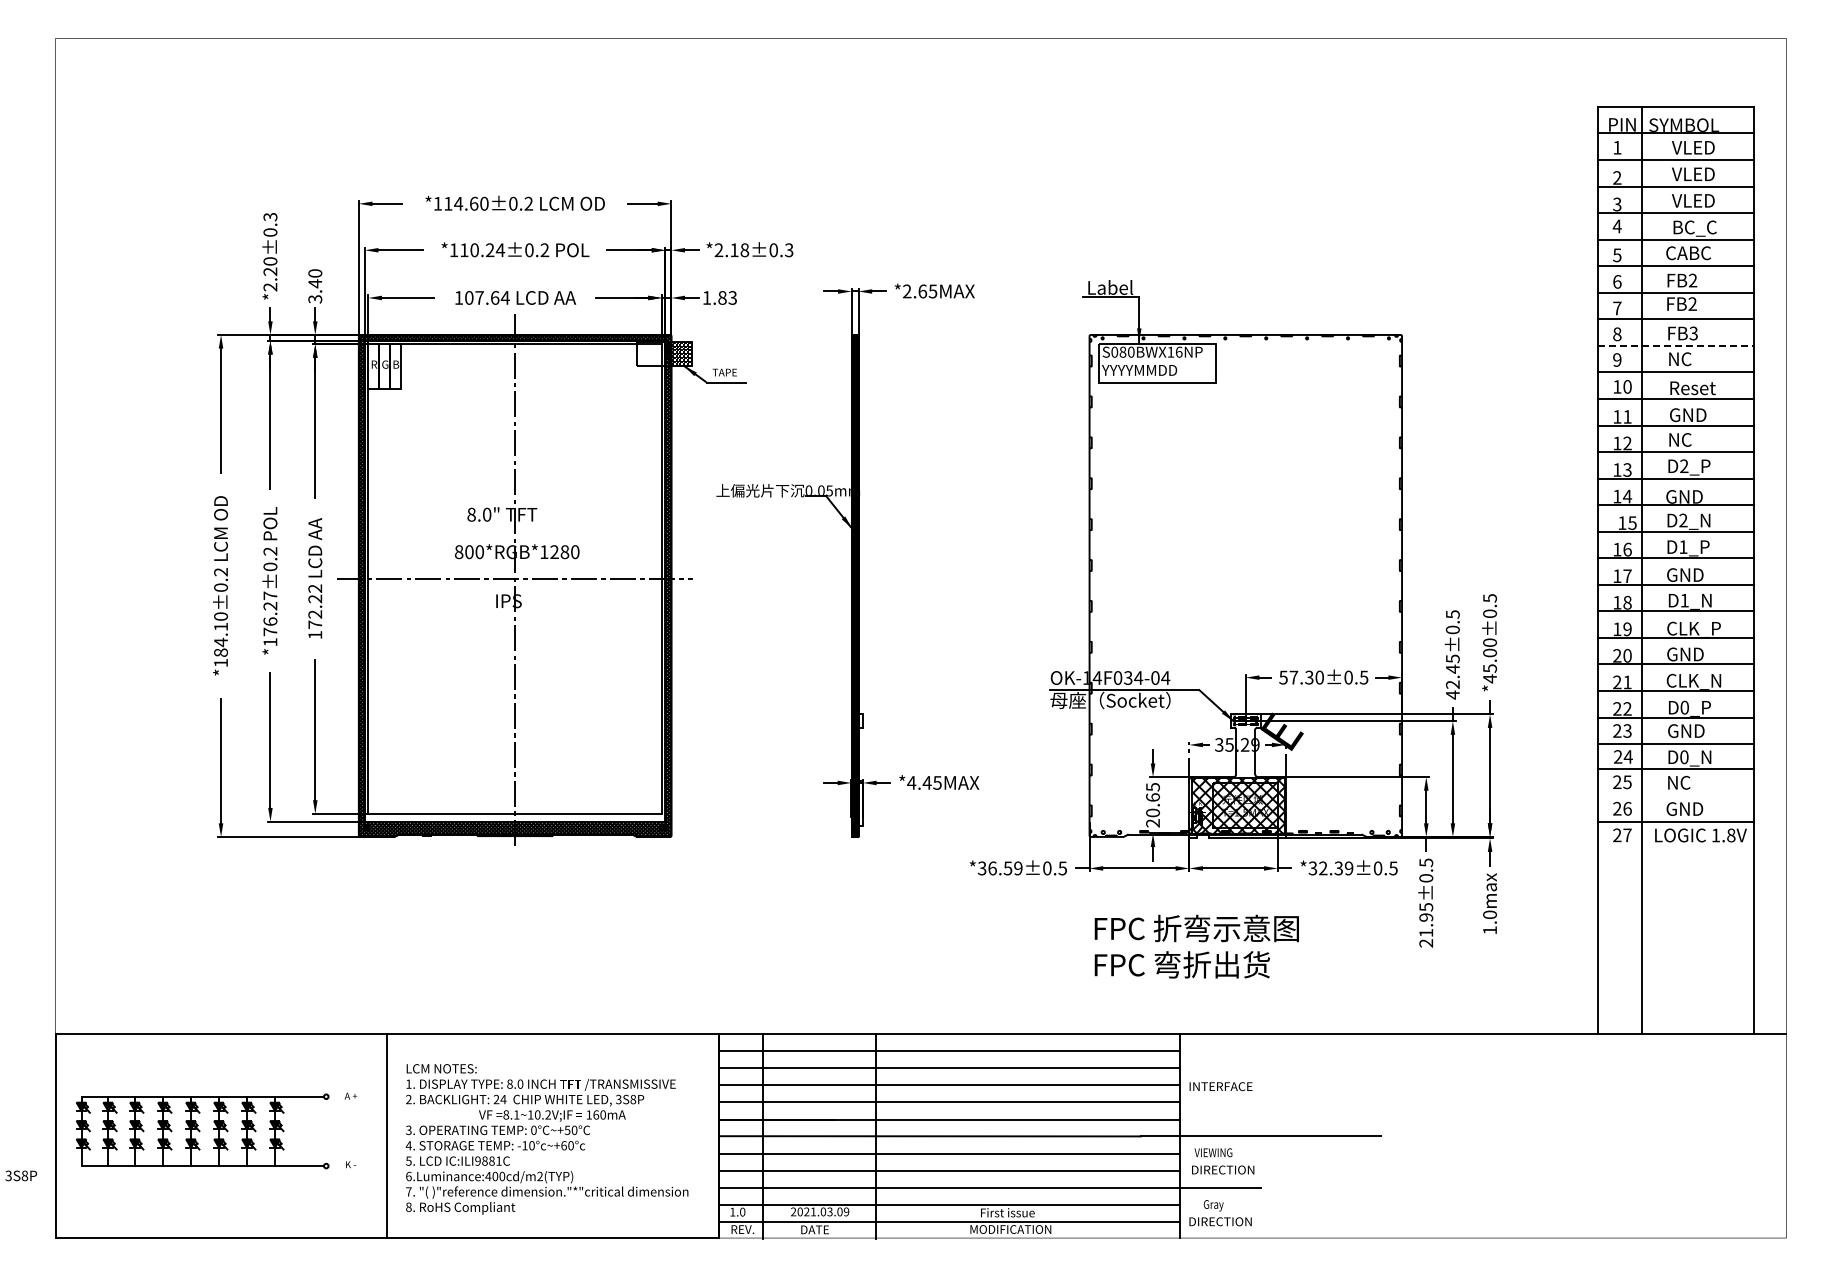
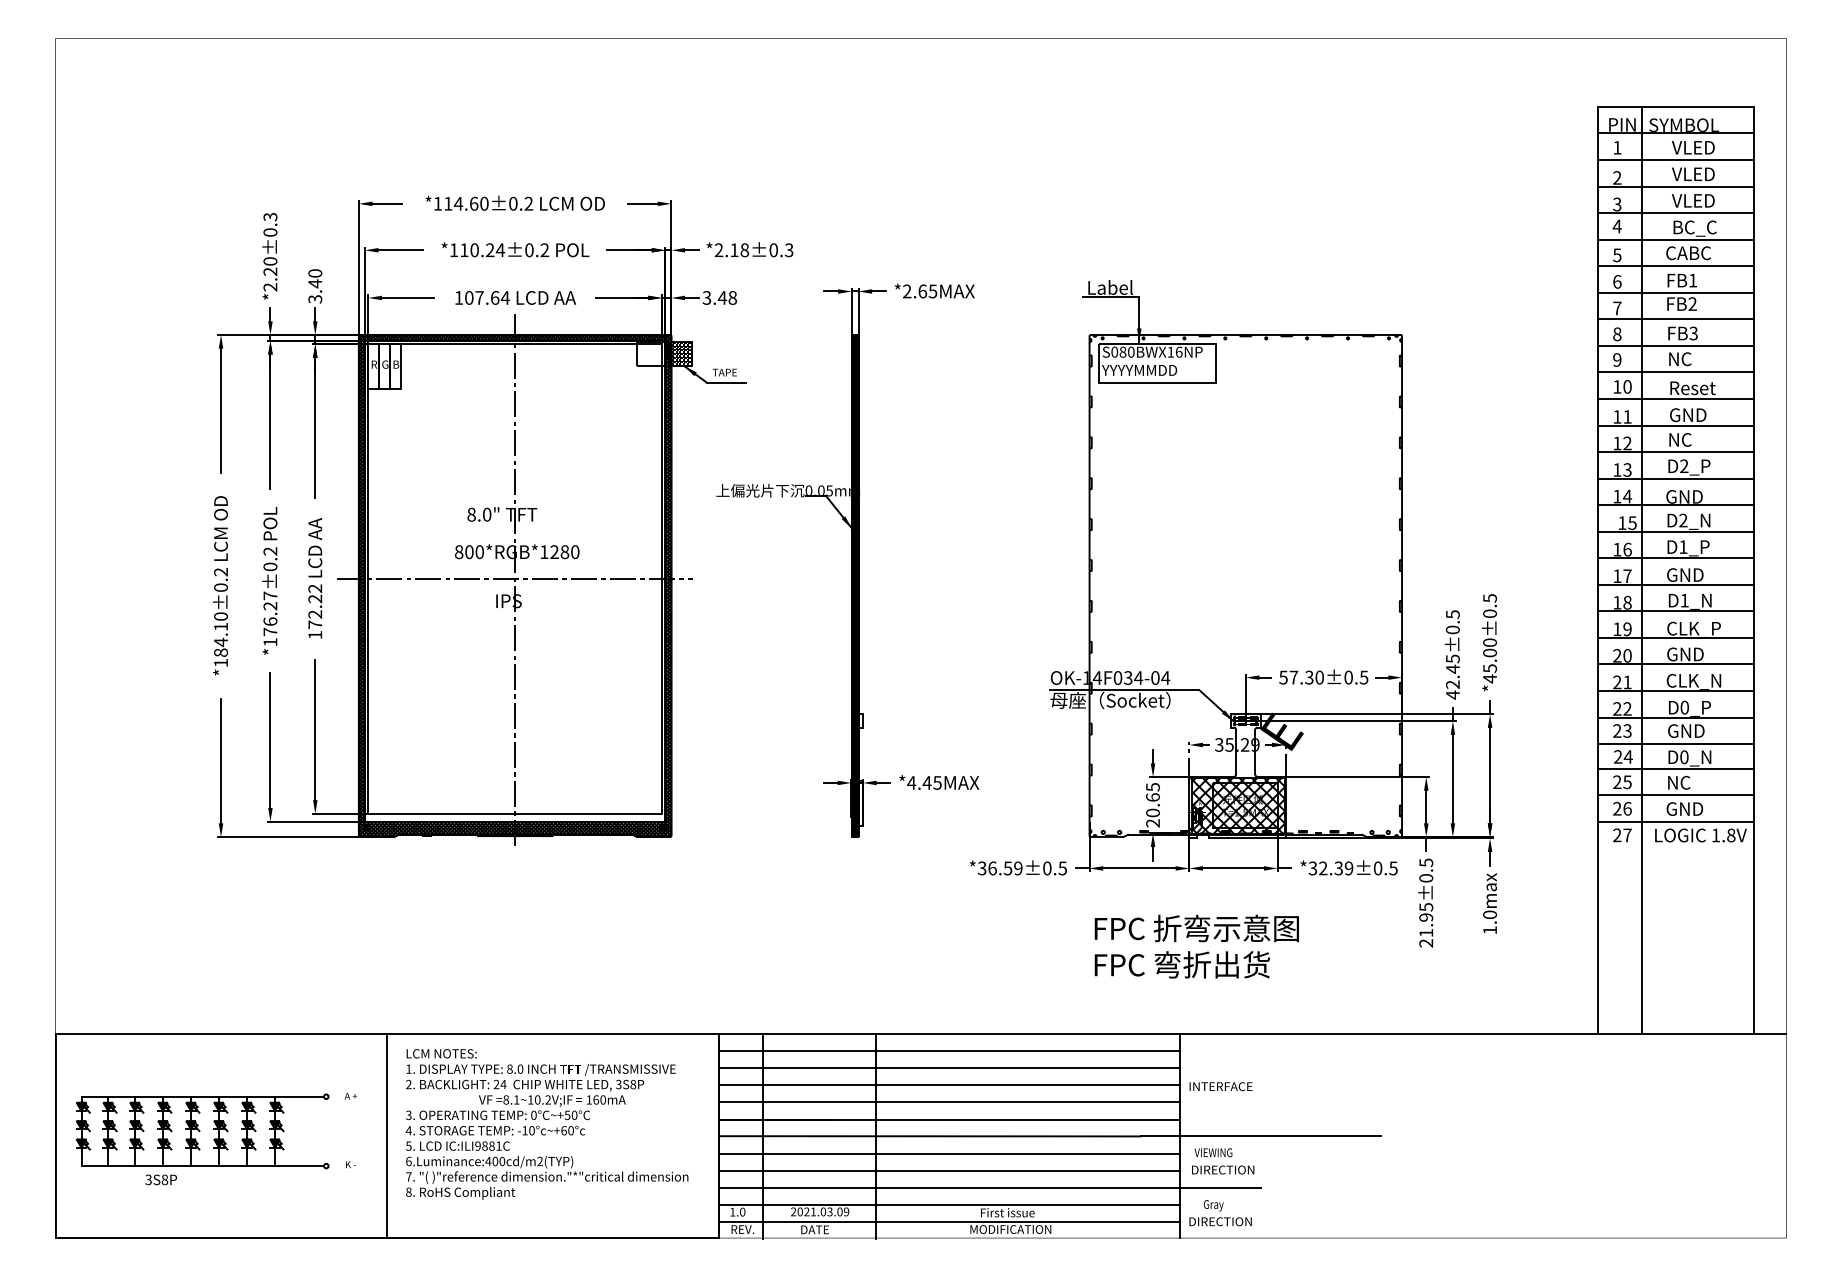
text: FB2 -> FB1 (1692, 280)
text: 1.83 -> 3.48 (719, 297)
line: dashed -> solid (1676, 345)
line: none -> present (1676, 795)
text position: (546, 1139) -> (546, 1124) (546, 1124)
text position: (20, 1175) -> (160, 1179) (160, 1179)
